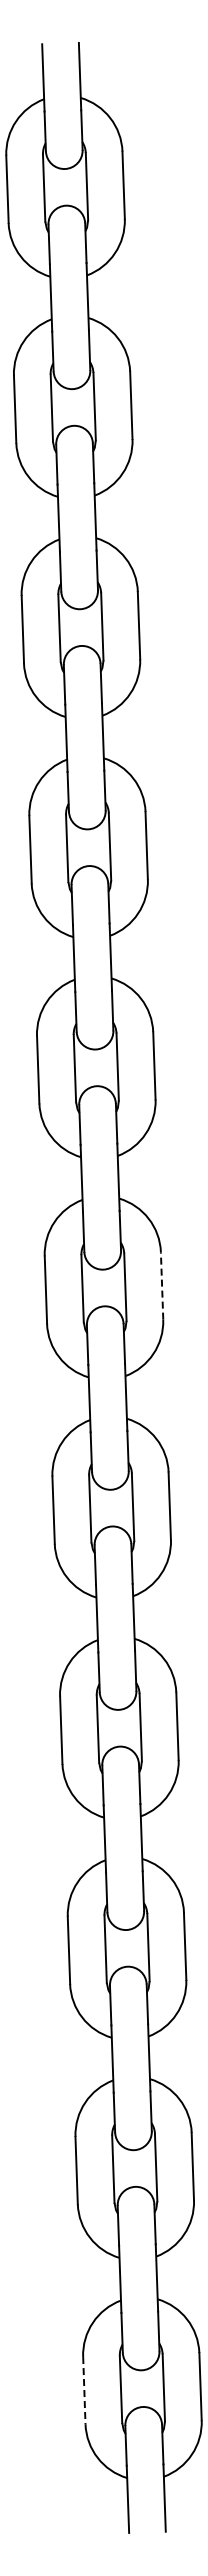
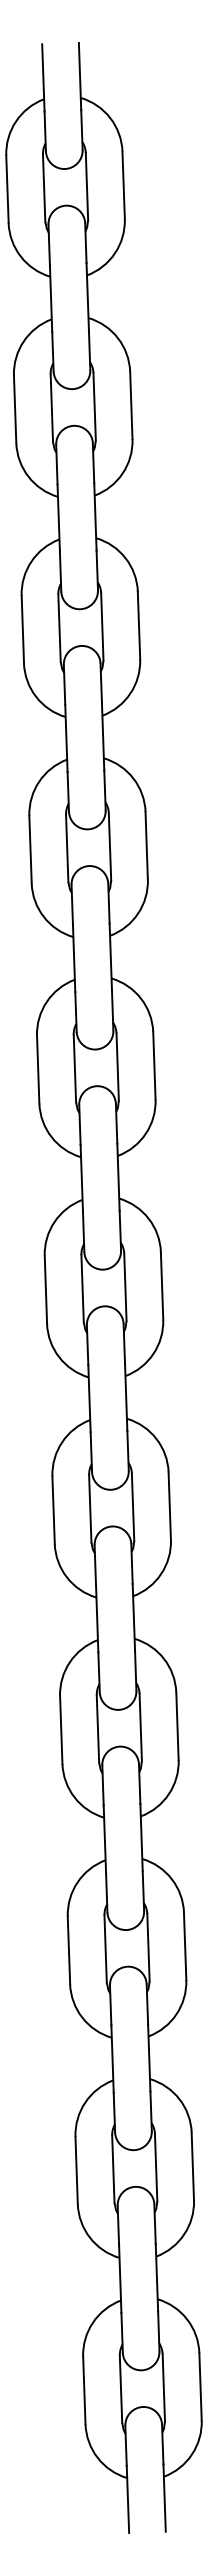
line: dashed -> solid (162, 1285)
line: dashed -> solid (84, 2390)
